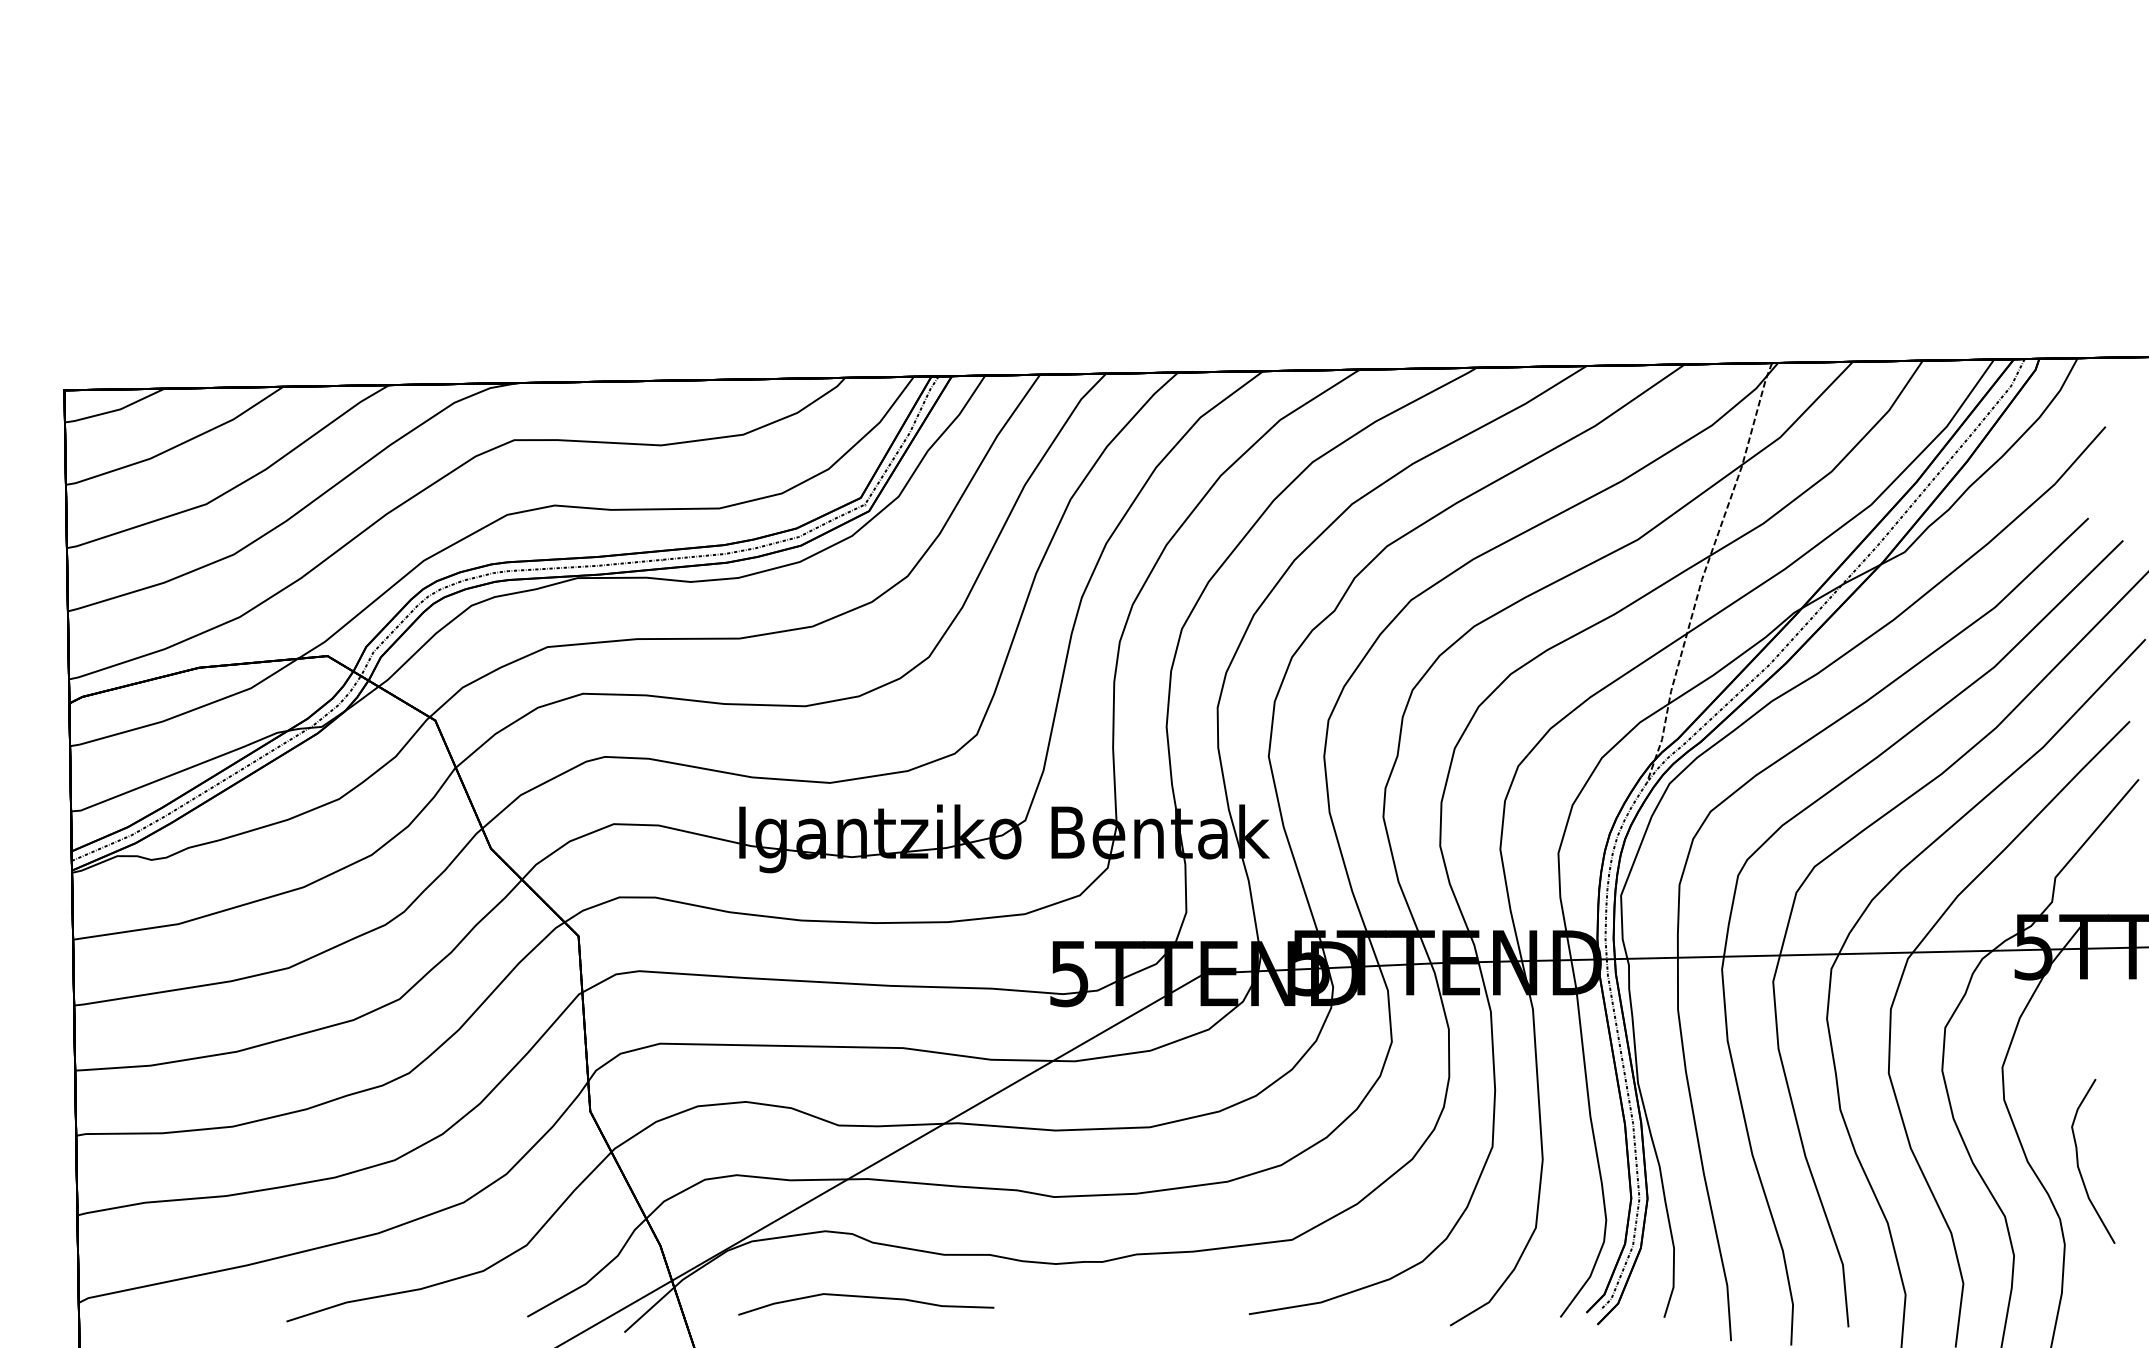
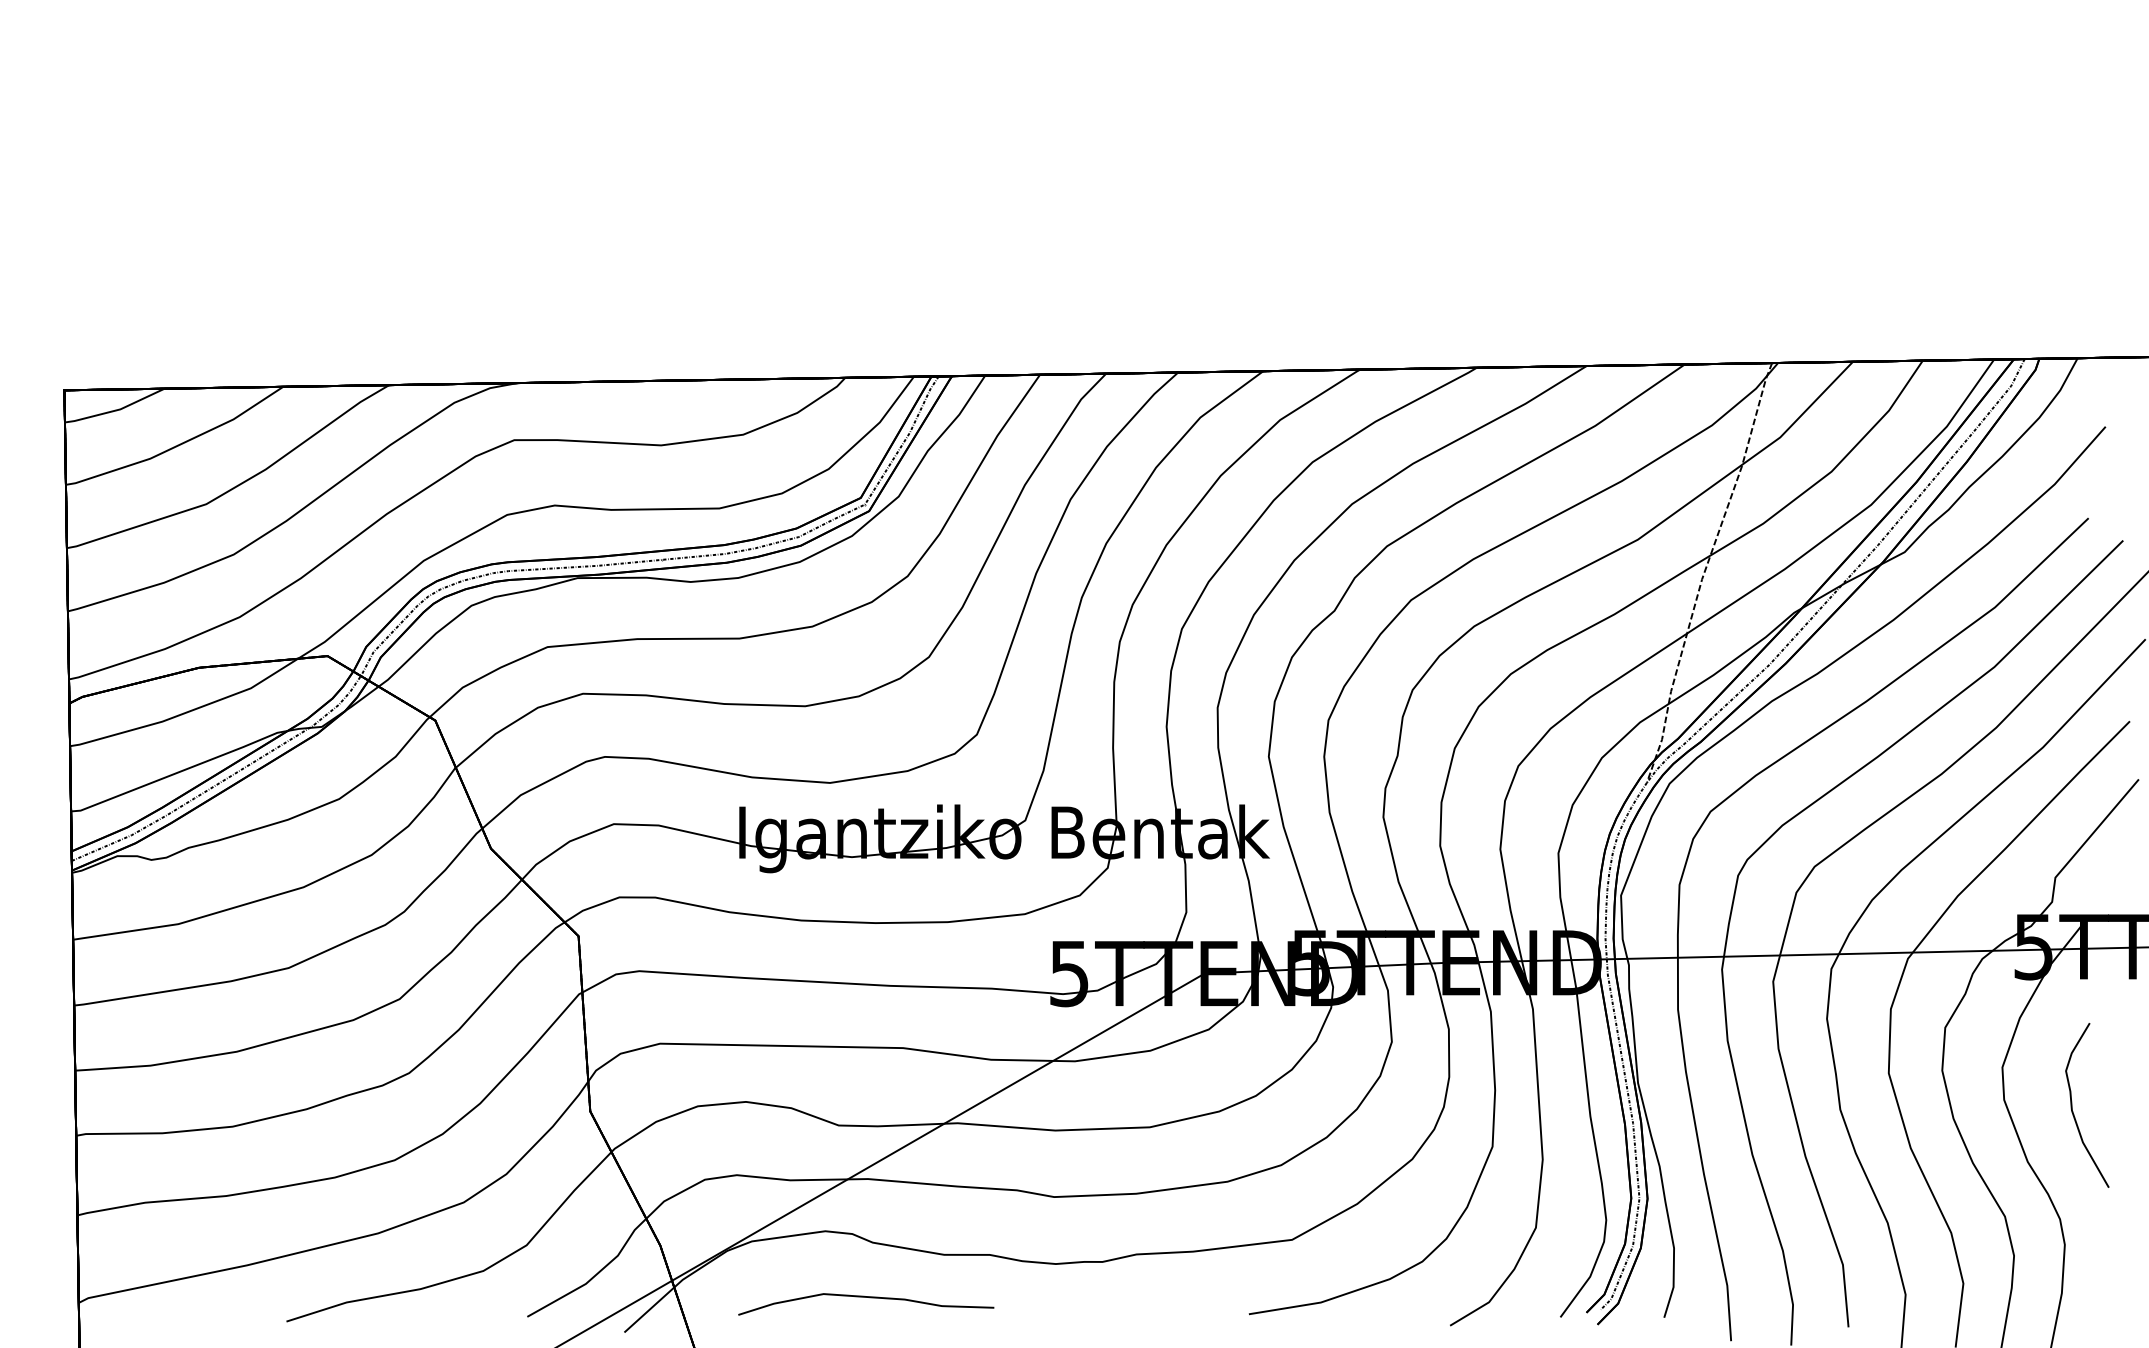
curve position: (2078, 1161) -> (2072, 1105) (2072, 1105)
